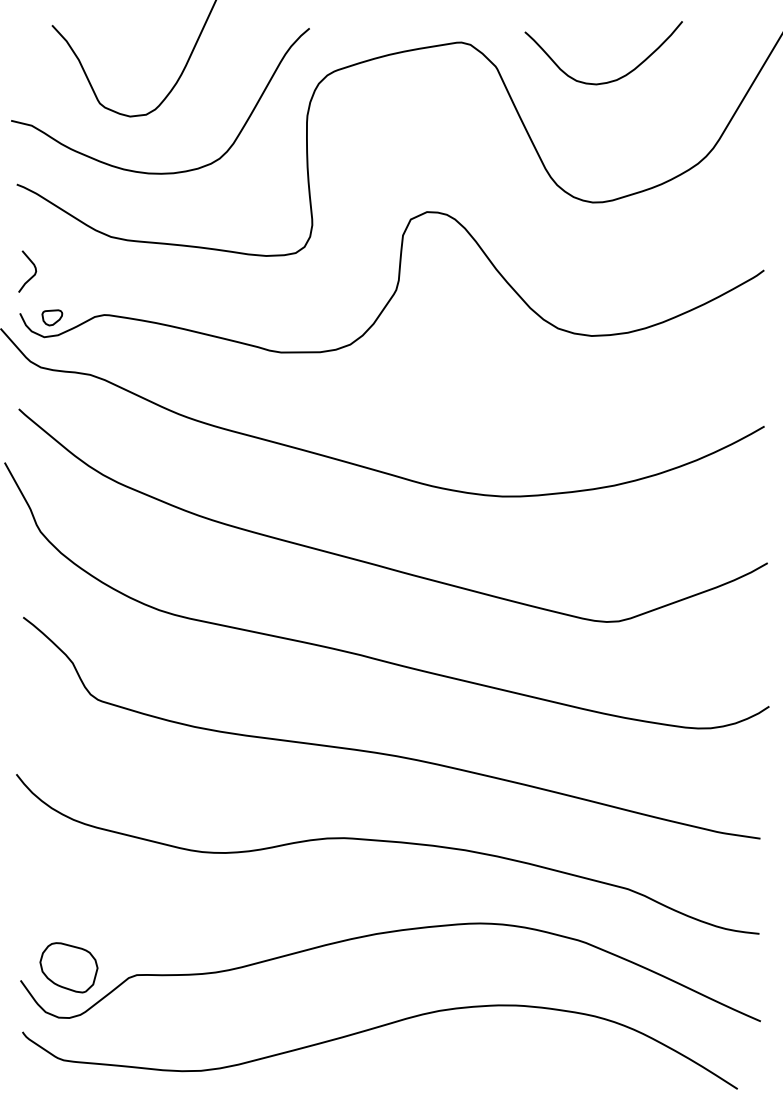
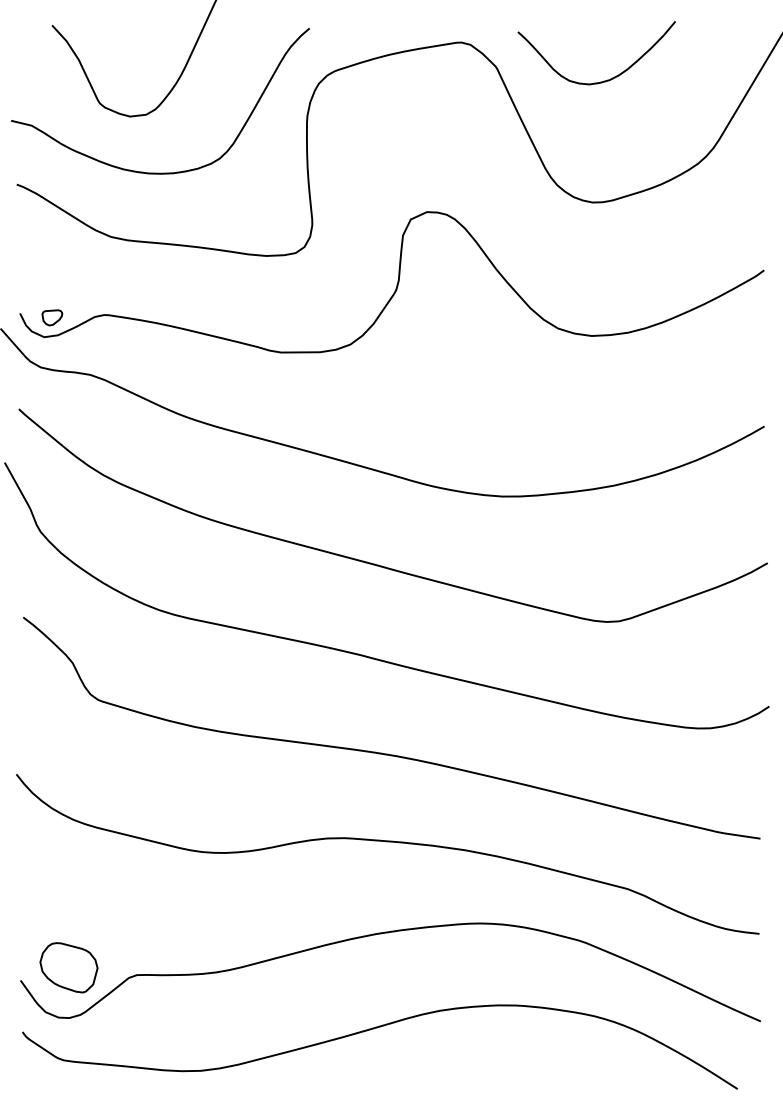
curve position: (611, 80) -> (604, 80) (604, 80)
curve: present -> none (32, 275)
